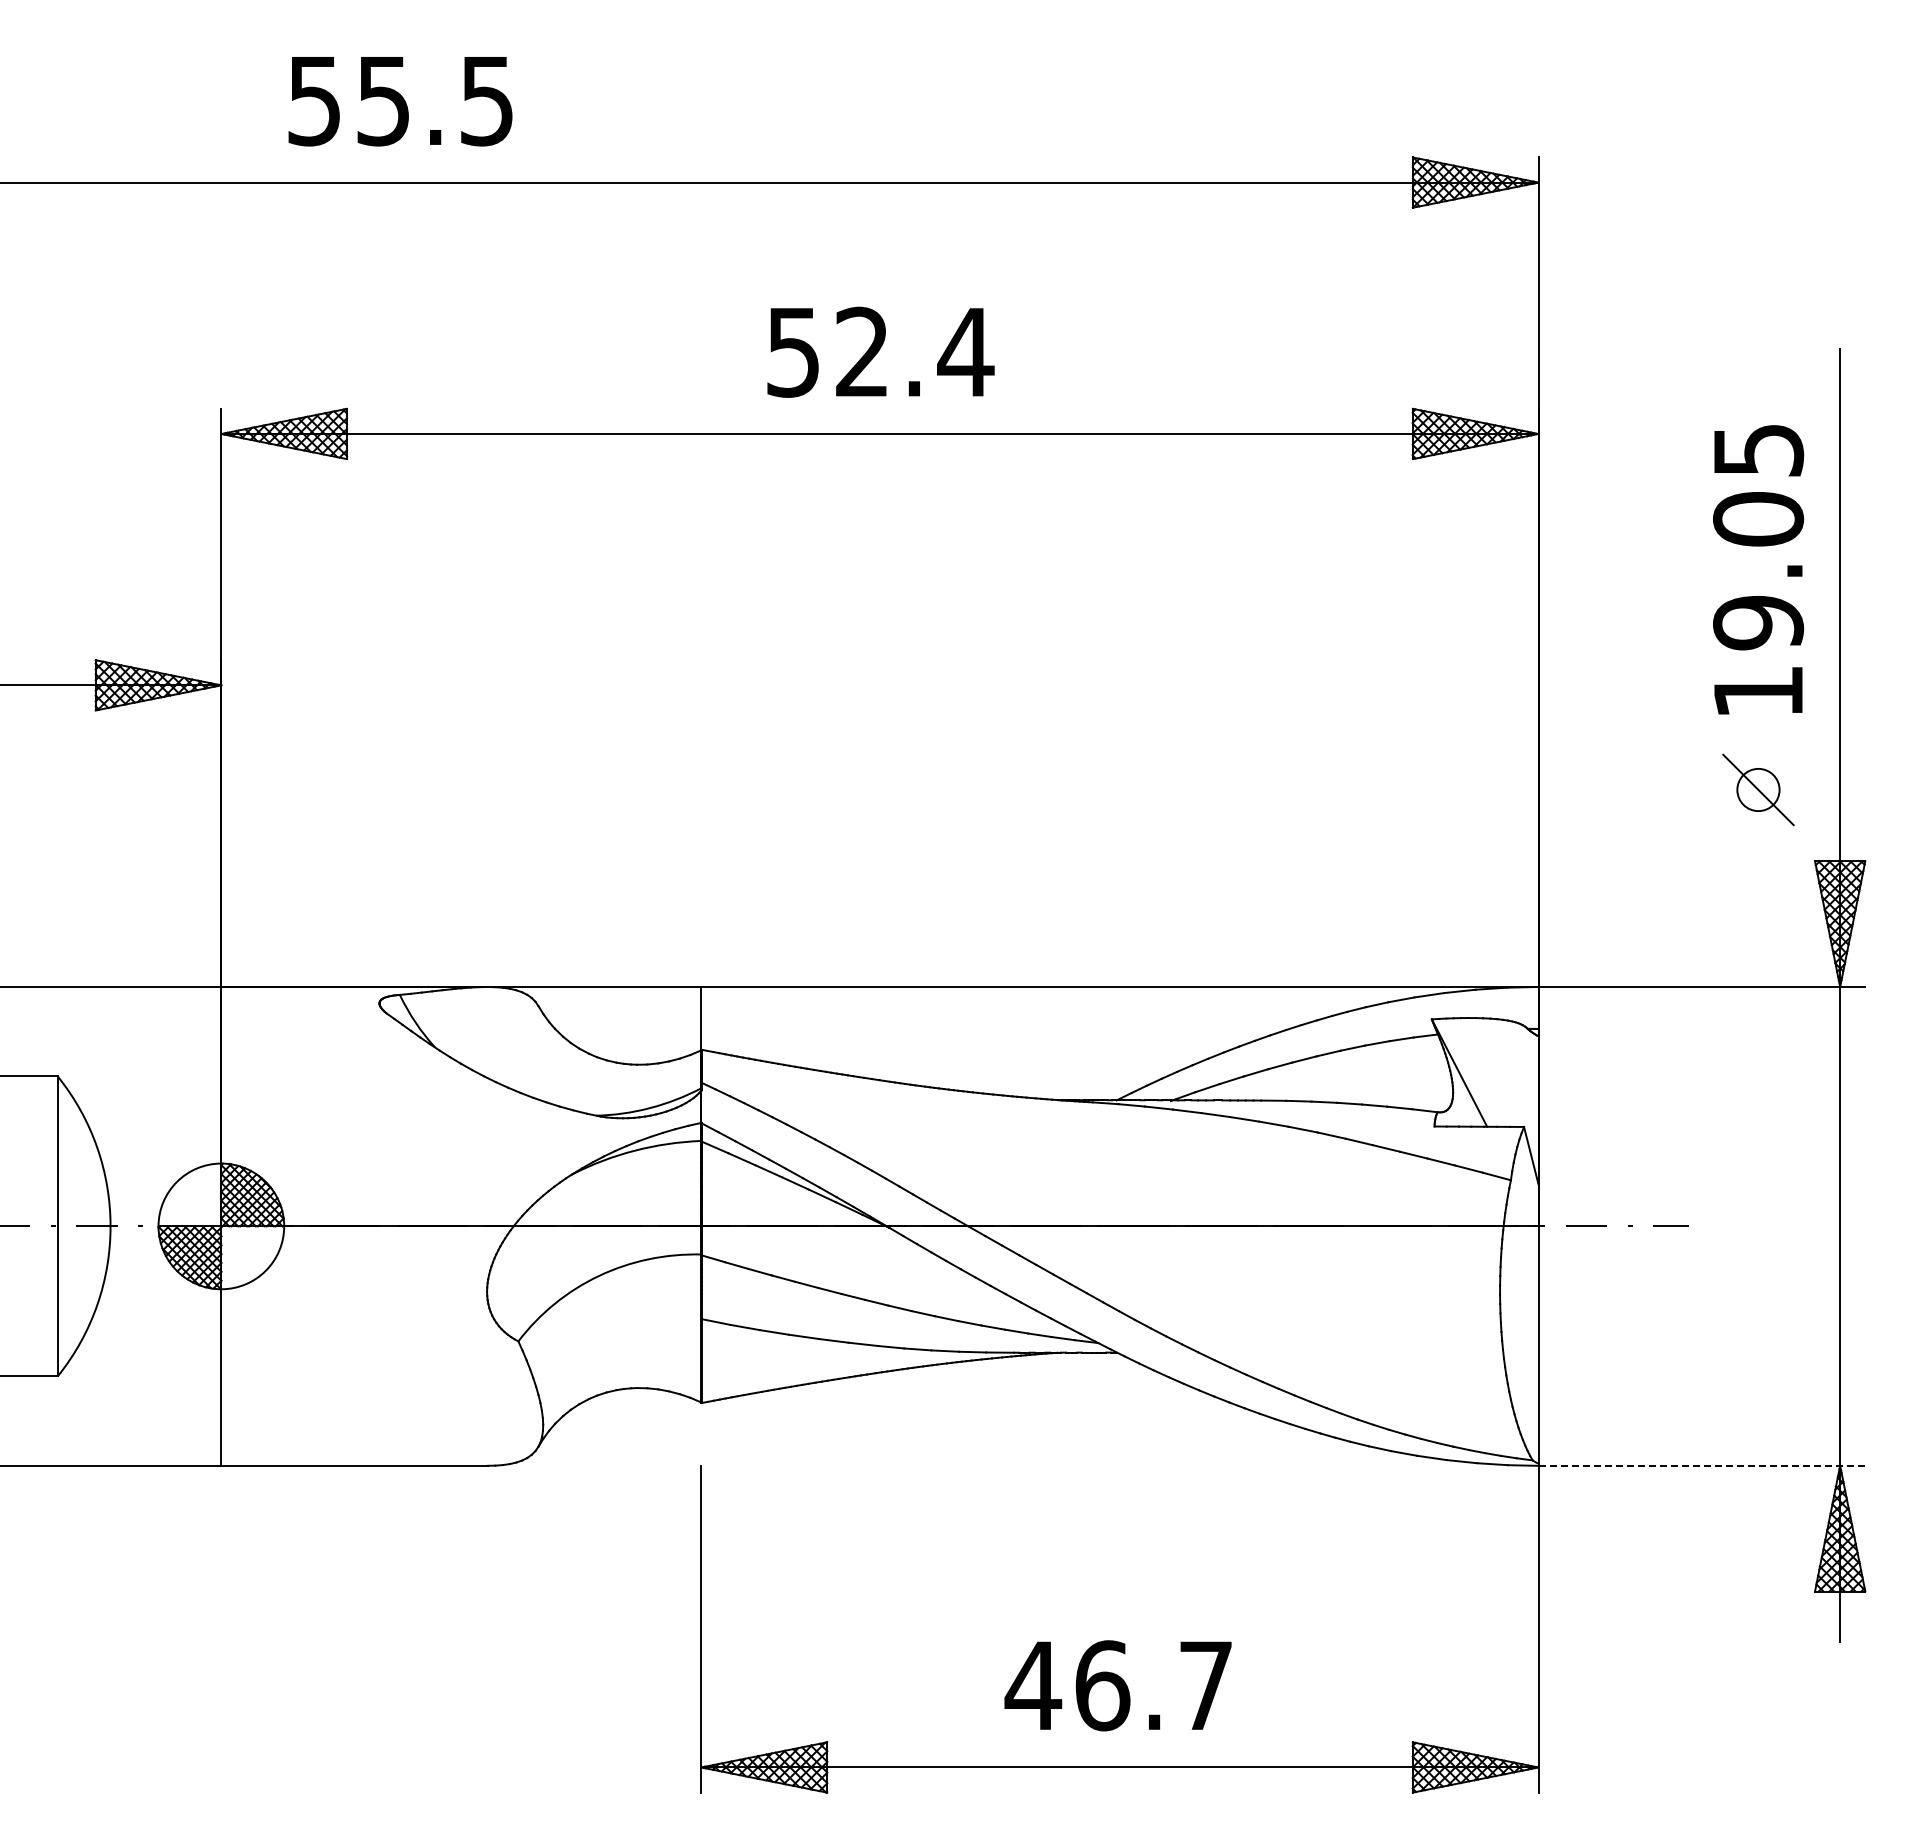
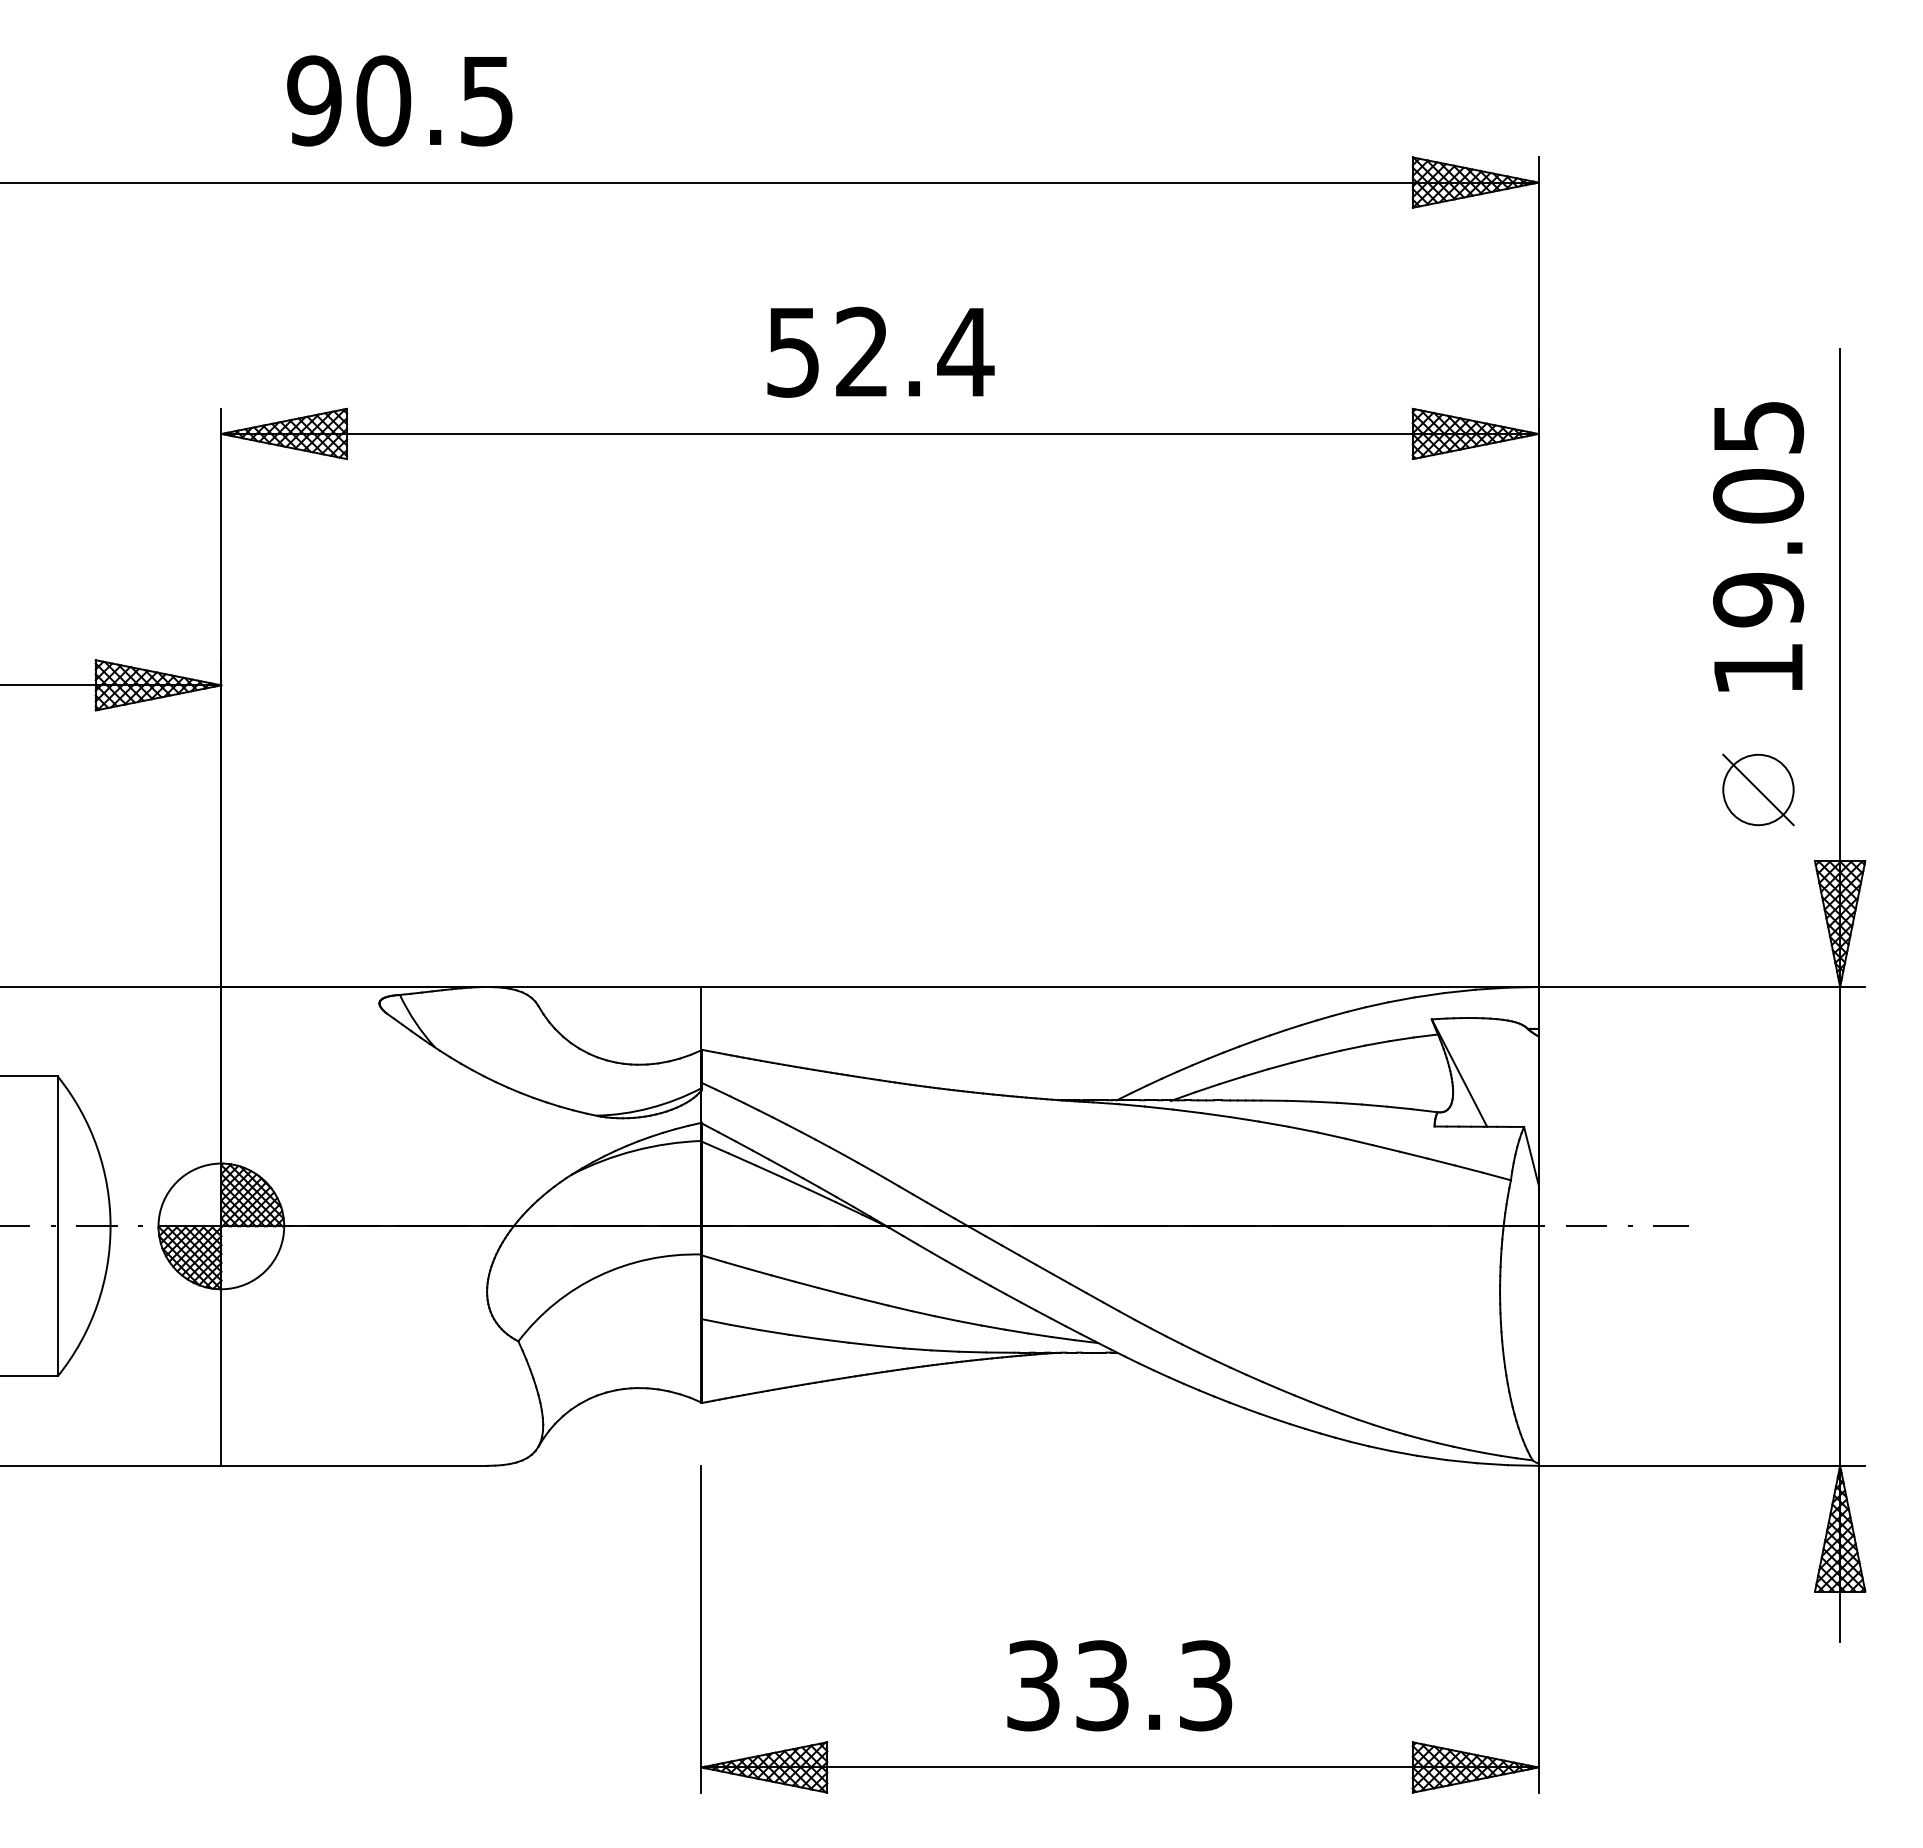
text: 55.5 -> 90.5 (349, 100)
text position: (1758, 569) -> (1758, 546) (1758, 546)
circle diameter: 42 px -> 70 px (1758, 789)
line: dashed -> solid (1702, 1465)
text: 46.7 -> 33.3 (1118, 1685)
